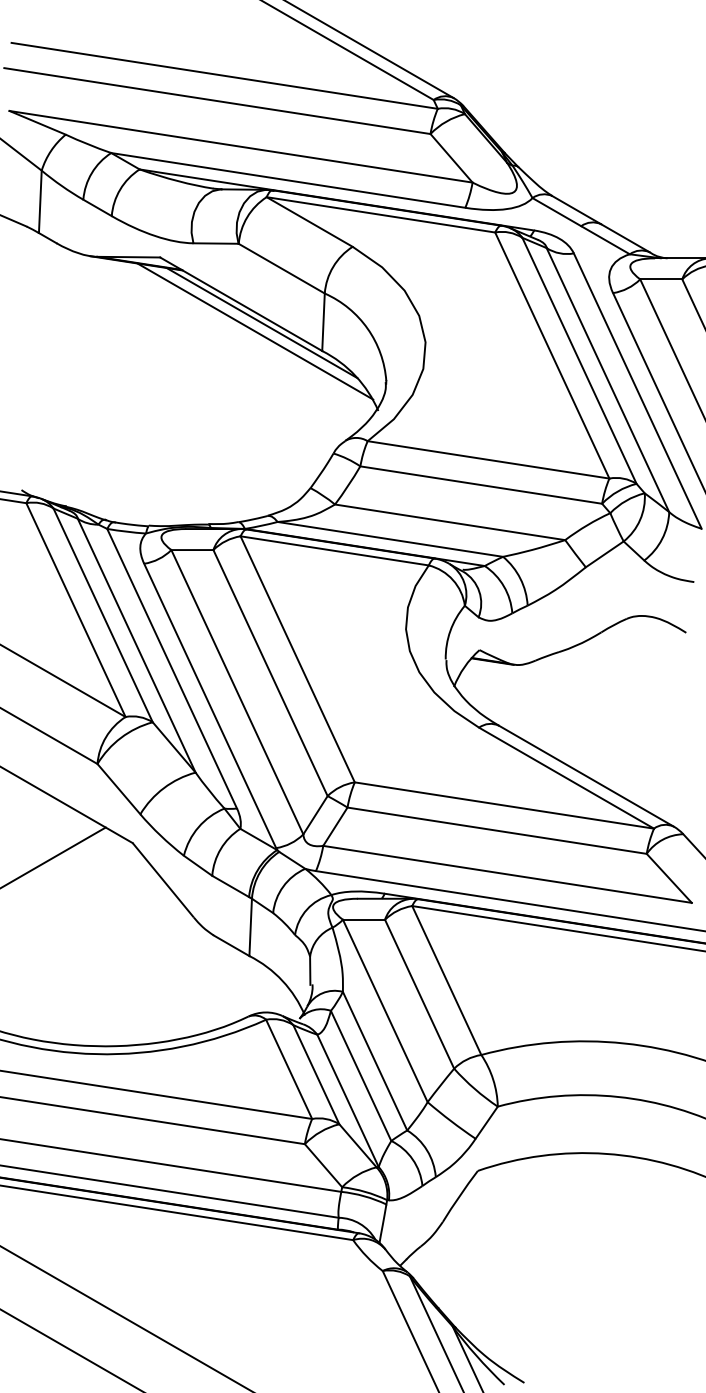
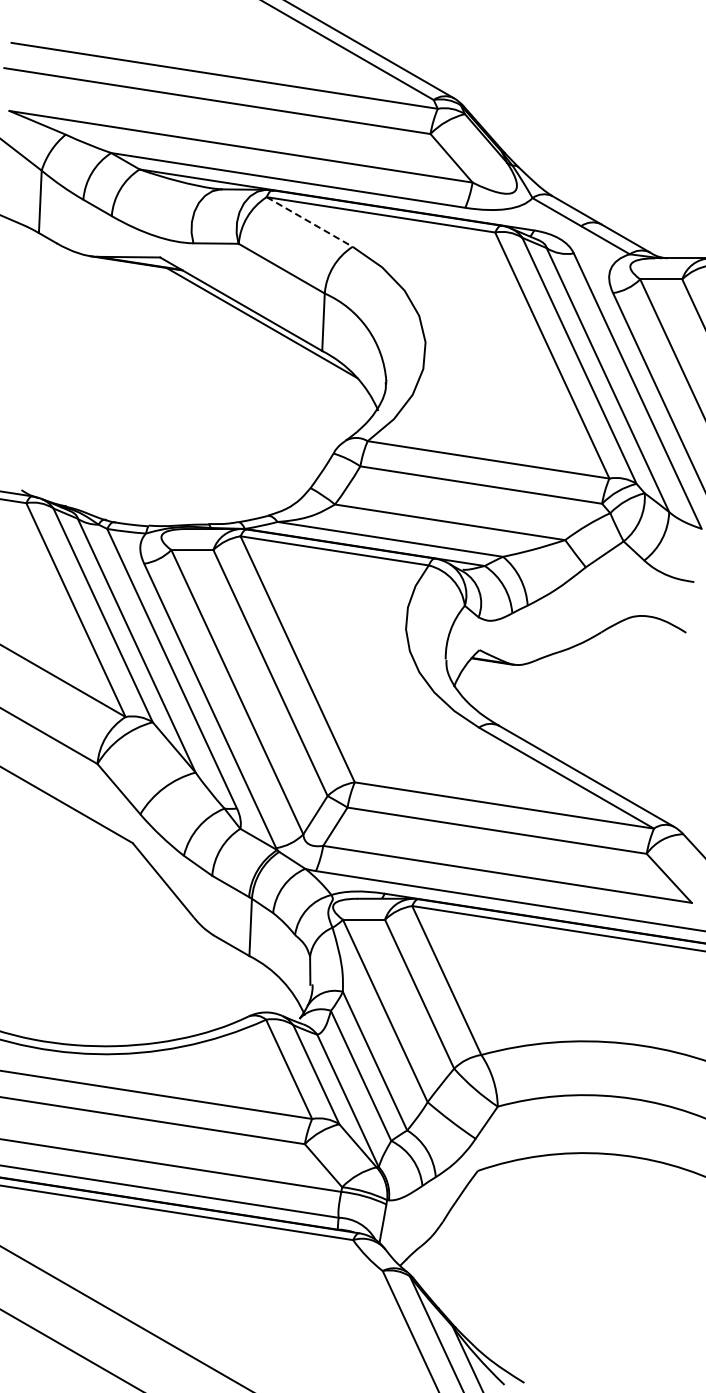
line: solid -> dashed (309, 222)
line: present -> none (255, 331)
line: present -> none (53, 857)
